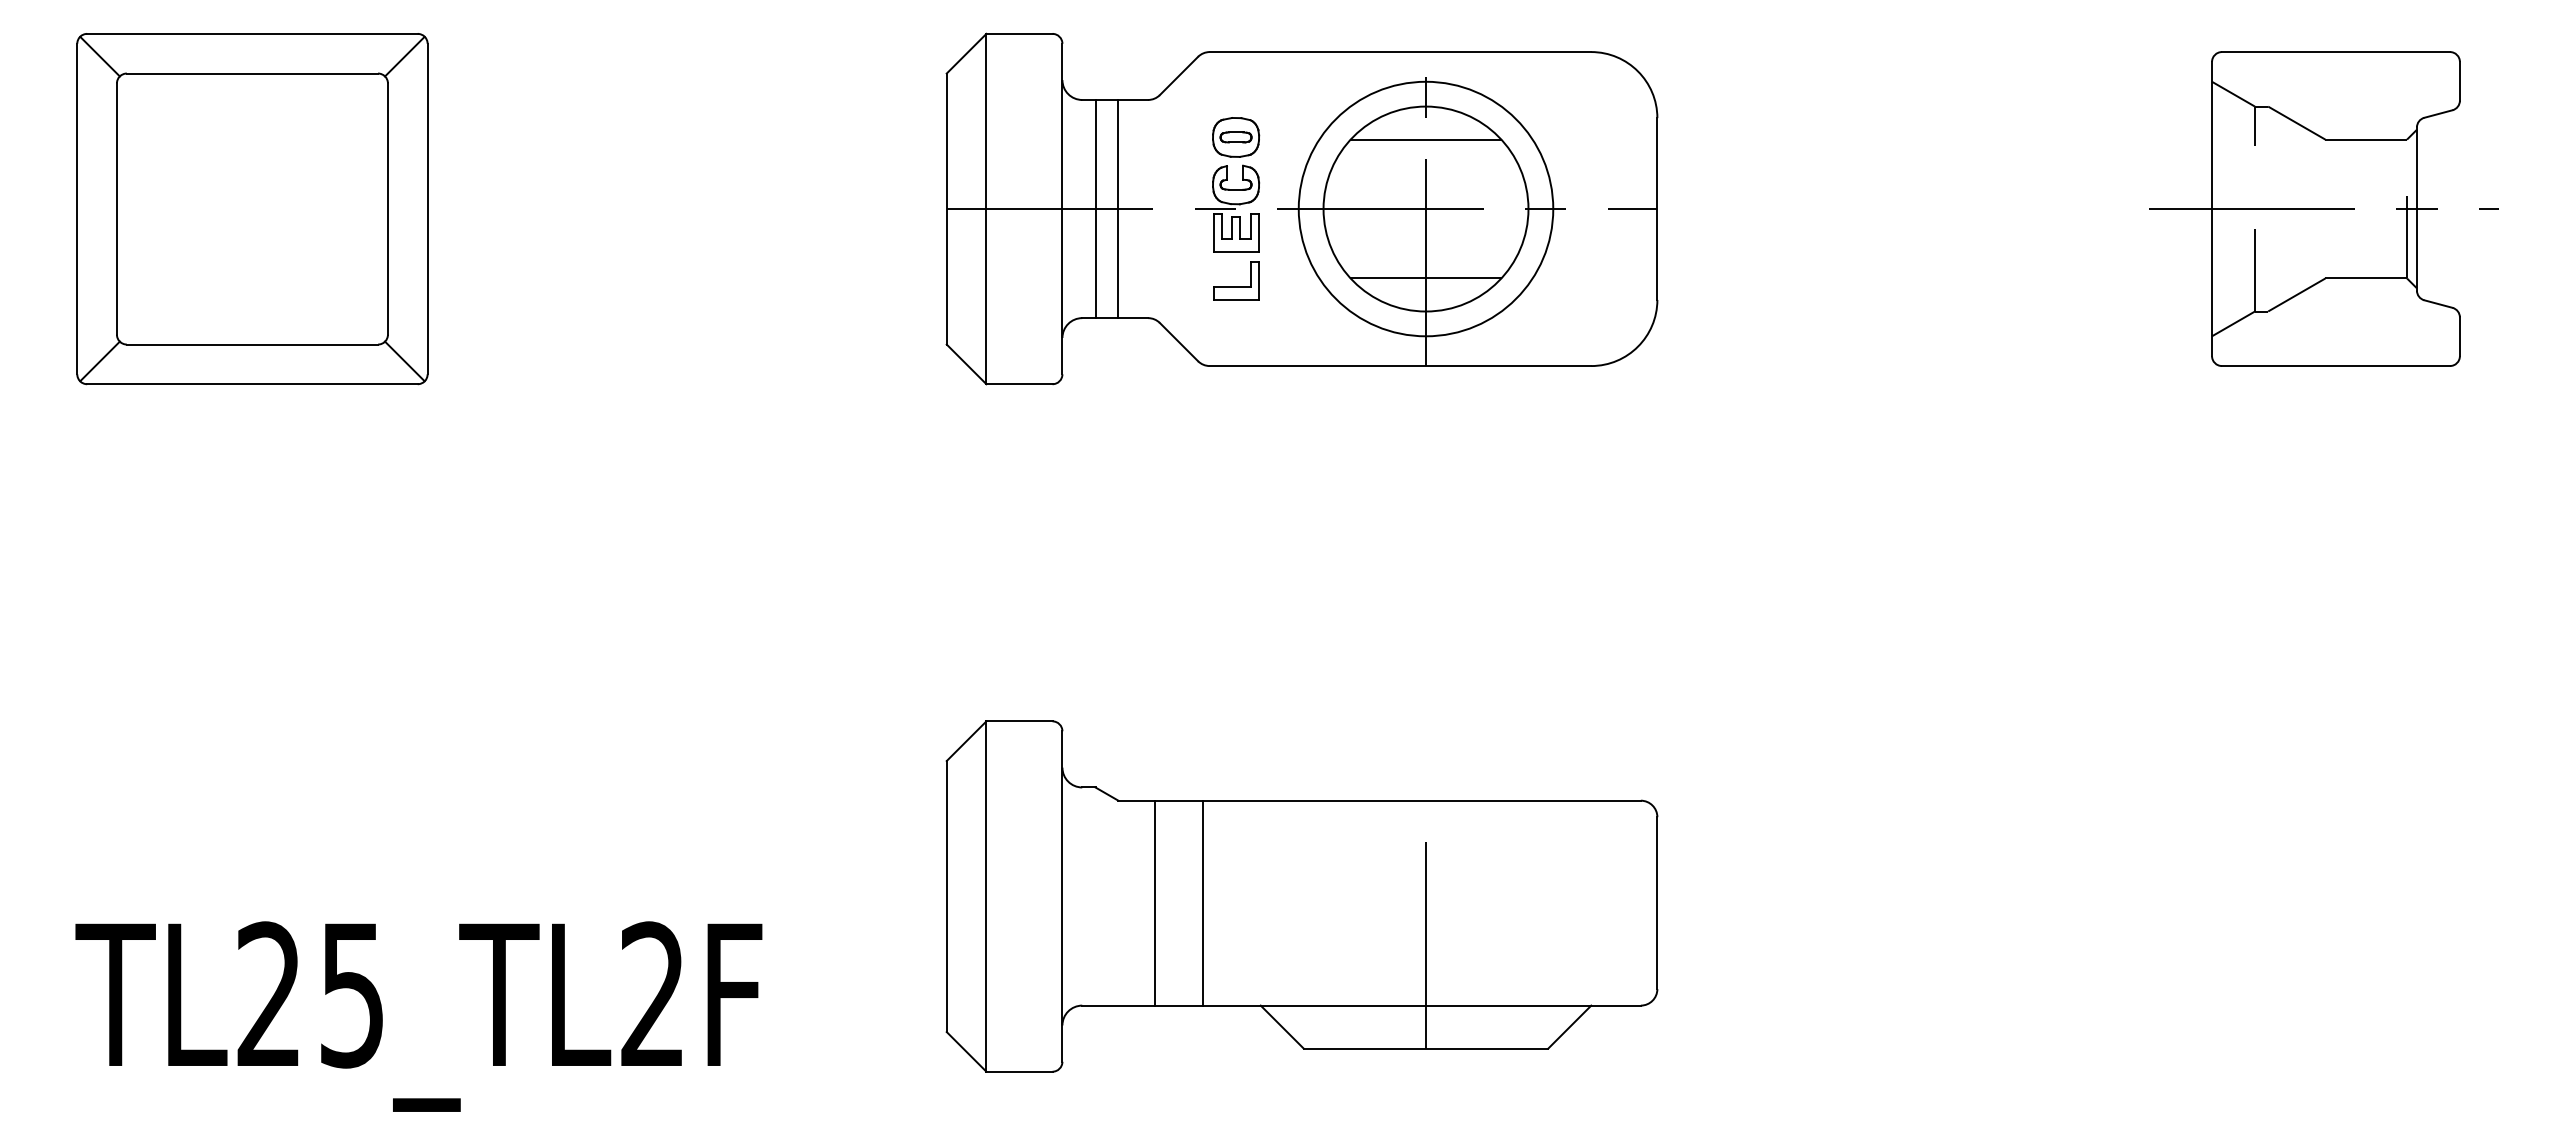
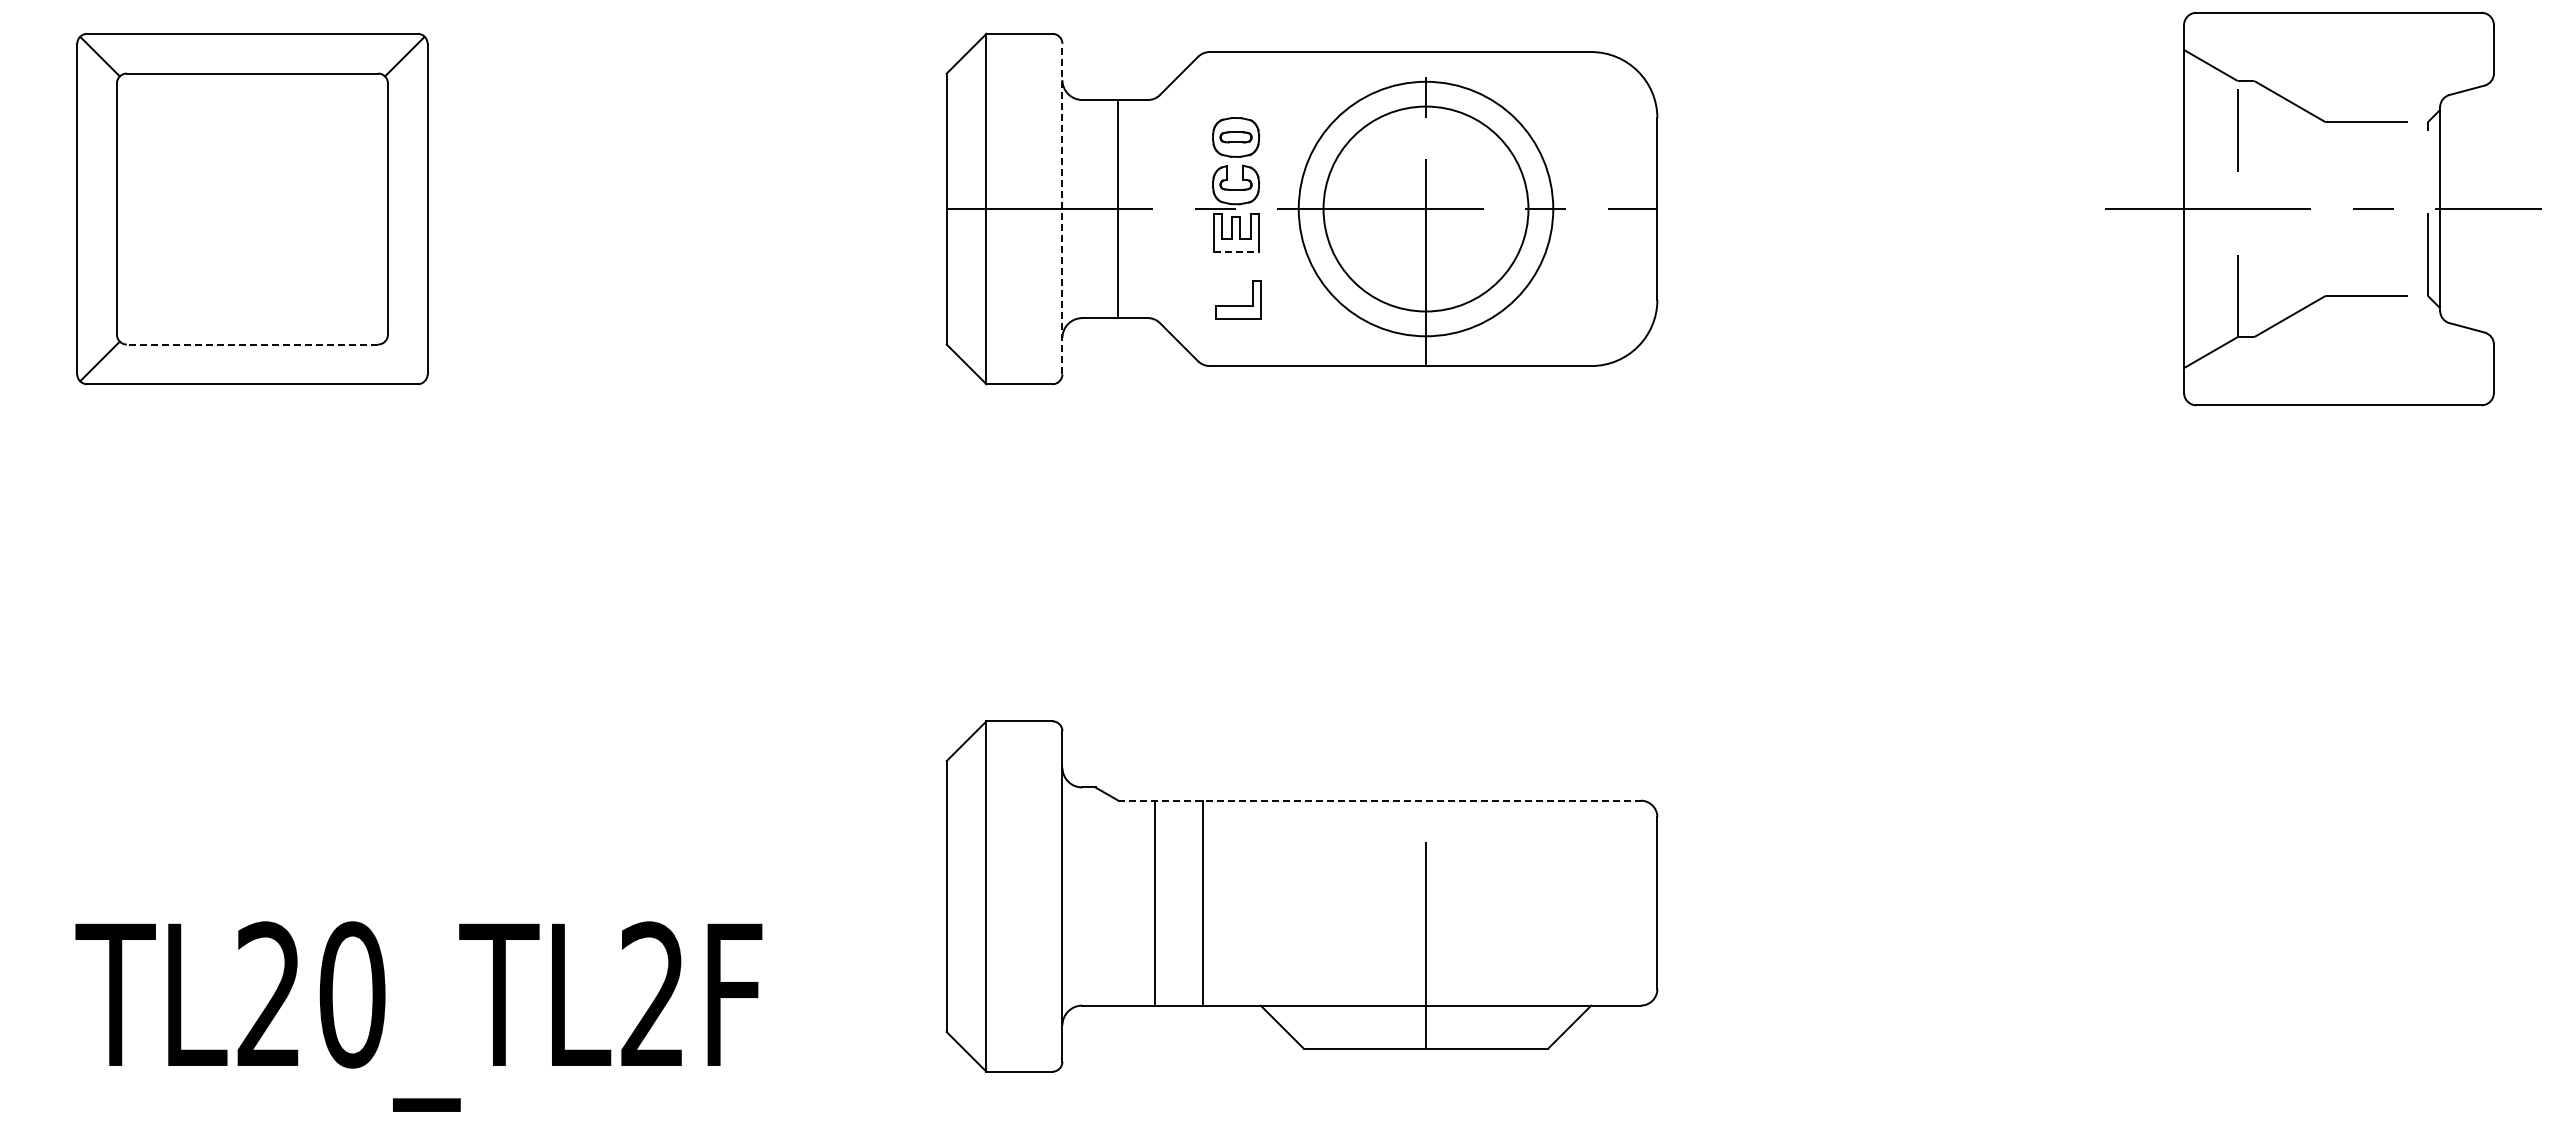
line: present -> none (1425, 139)
line: solid -> dashed (1062, 208)
line: present -> none (1095, 208)
part size: 350x316 px -> 437x395 px (2323, 209)
line: solid -> dashed (1236, 252)
line: present -> none (1425, 278)
part position: (1236, 280) -> (1238, 299) (1238, 299)
line: solid -> dashed (252, 344)
line: present -> none (404, 361)
line: solid -> dashed (1380, 800)
text: TL25_TL2F -> TL20_TL2F (352, 994)
